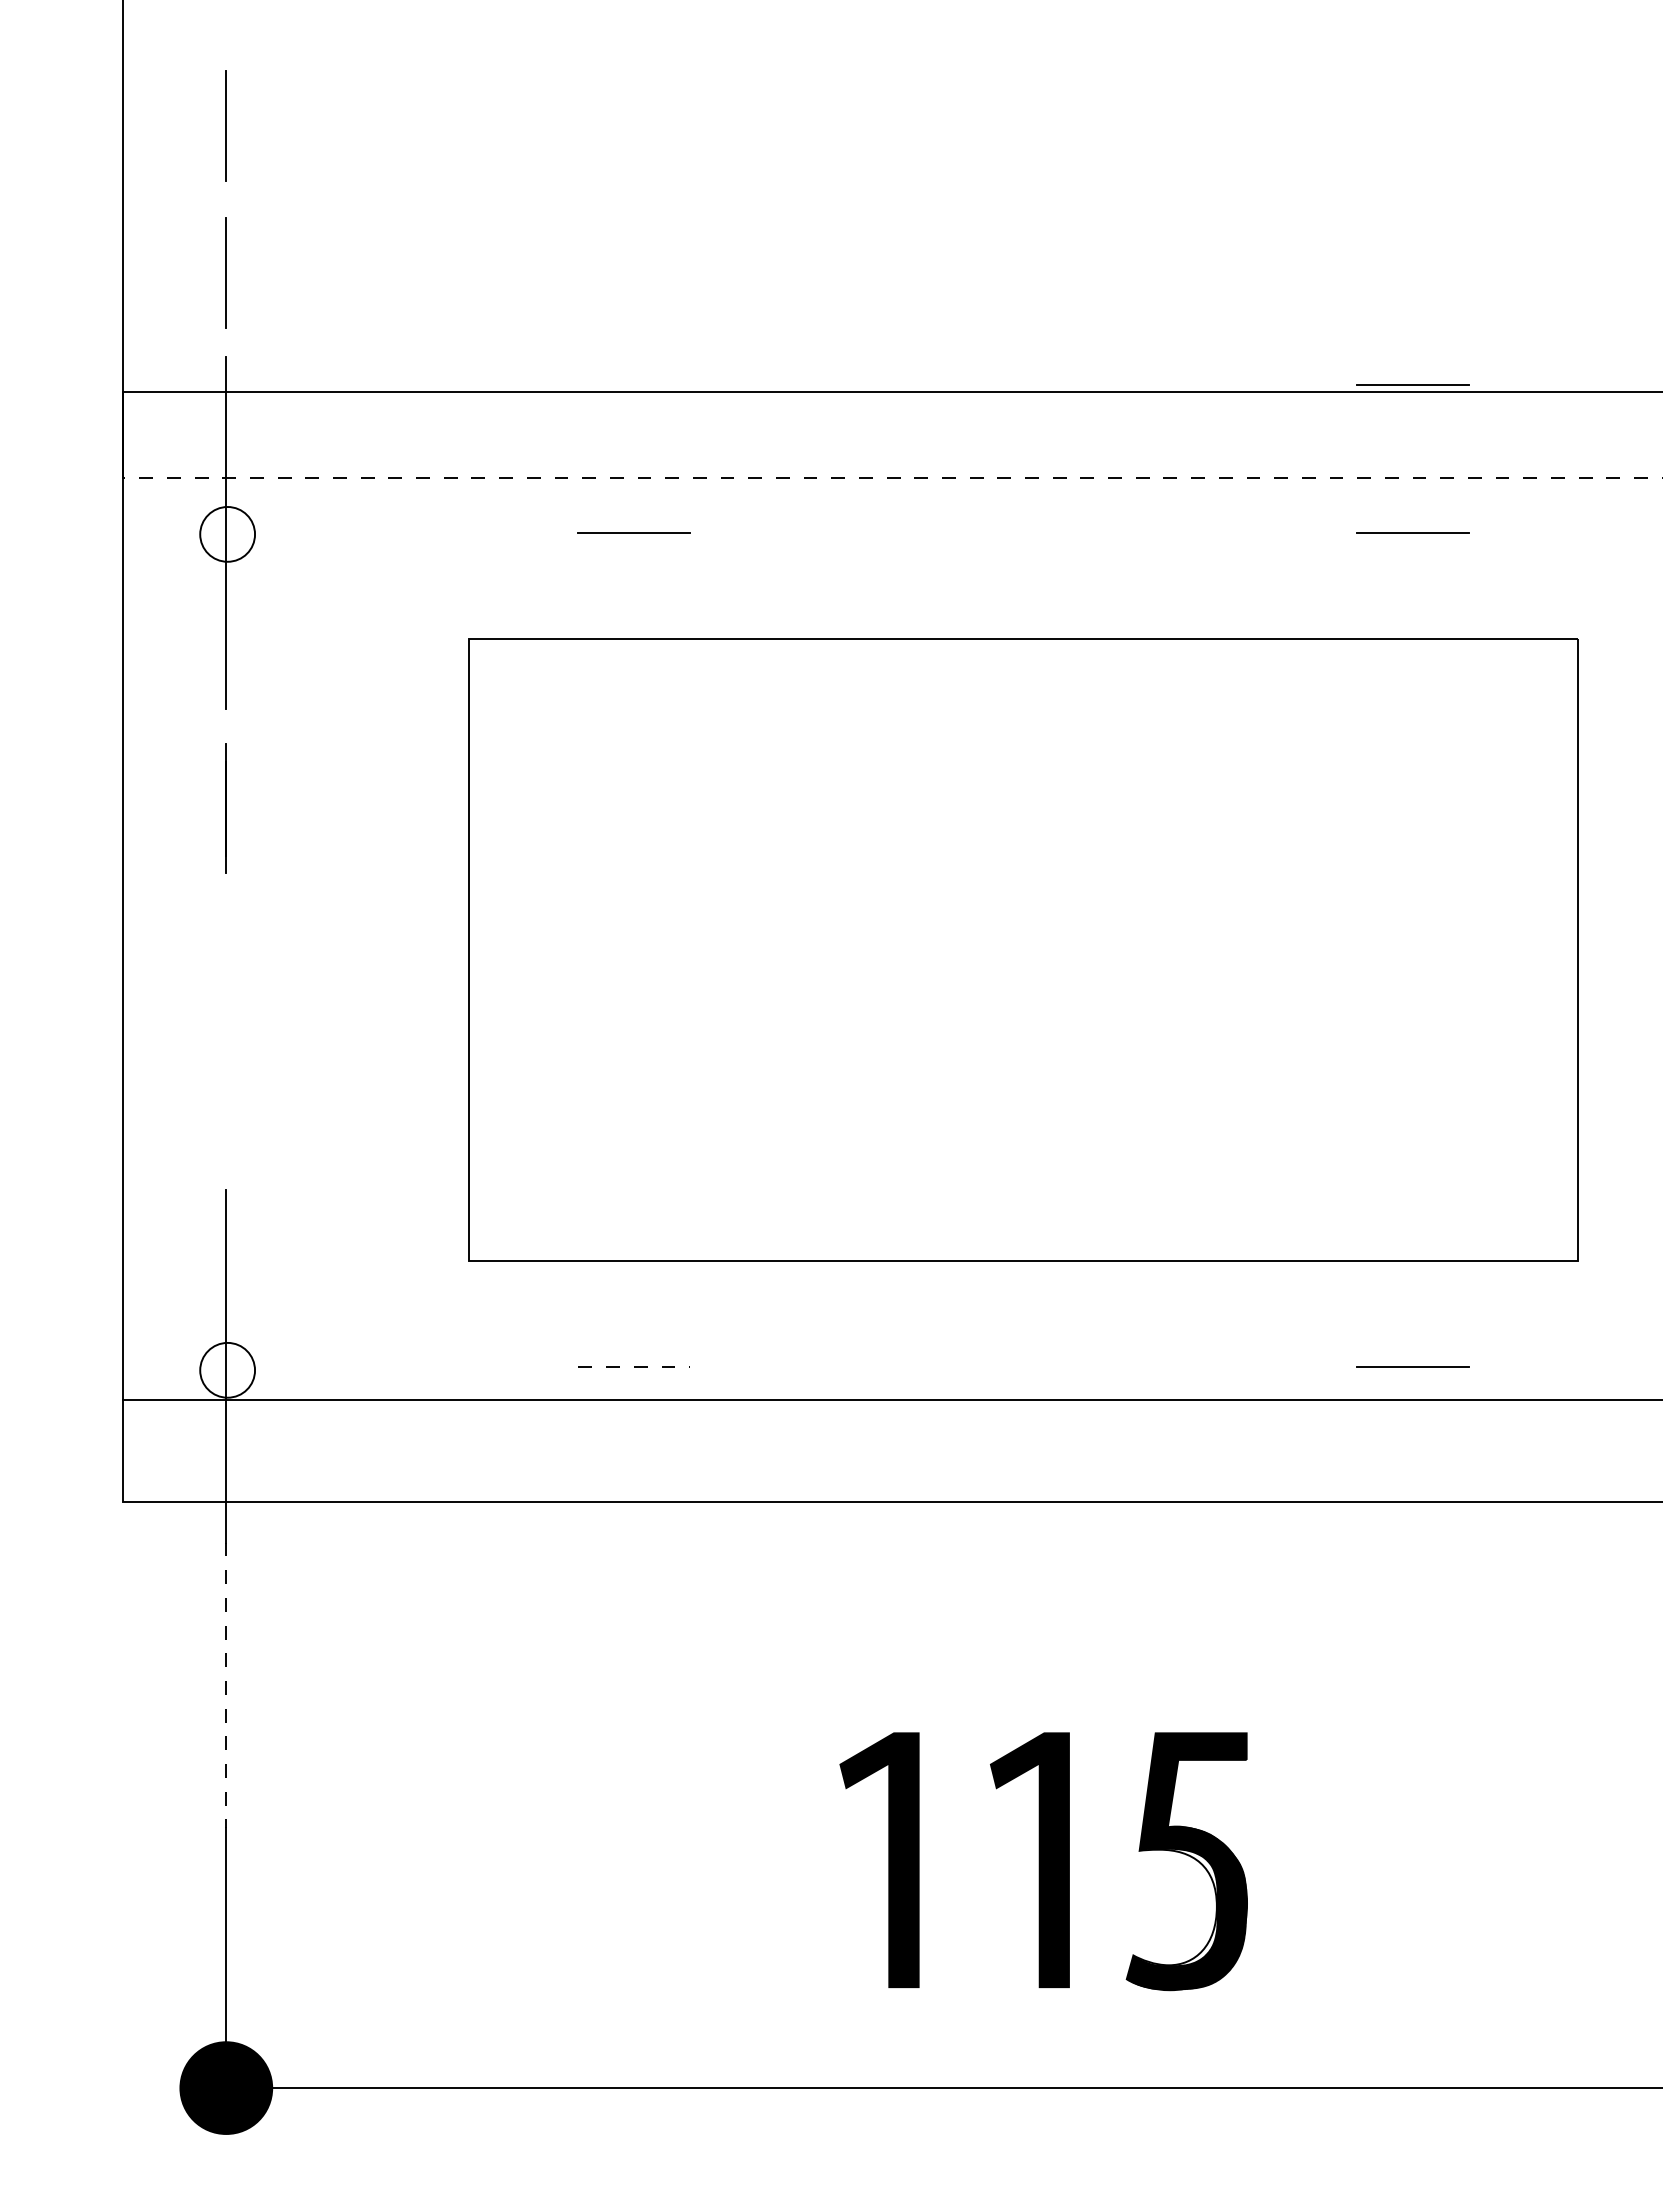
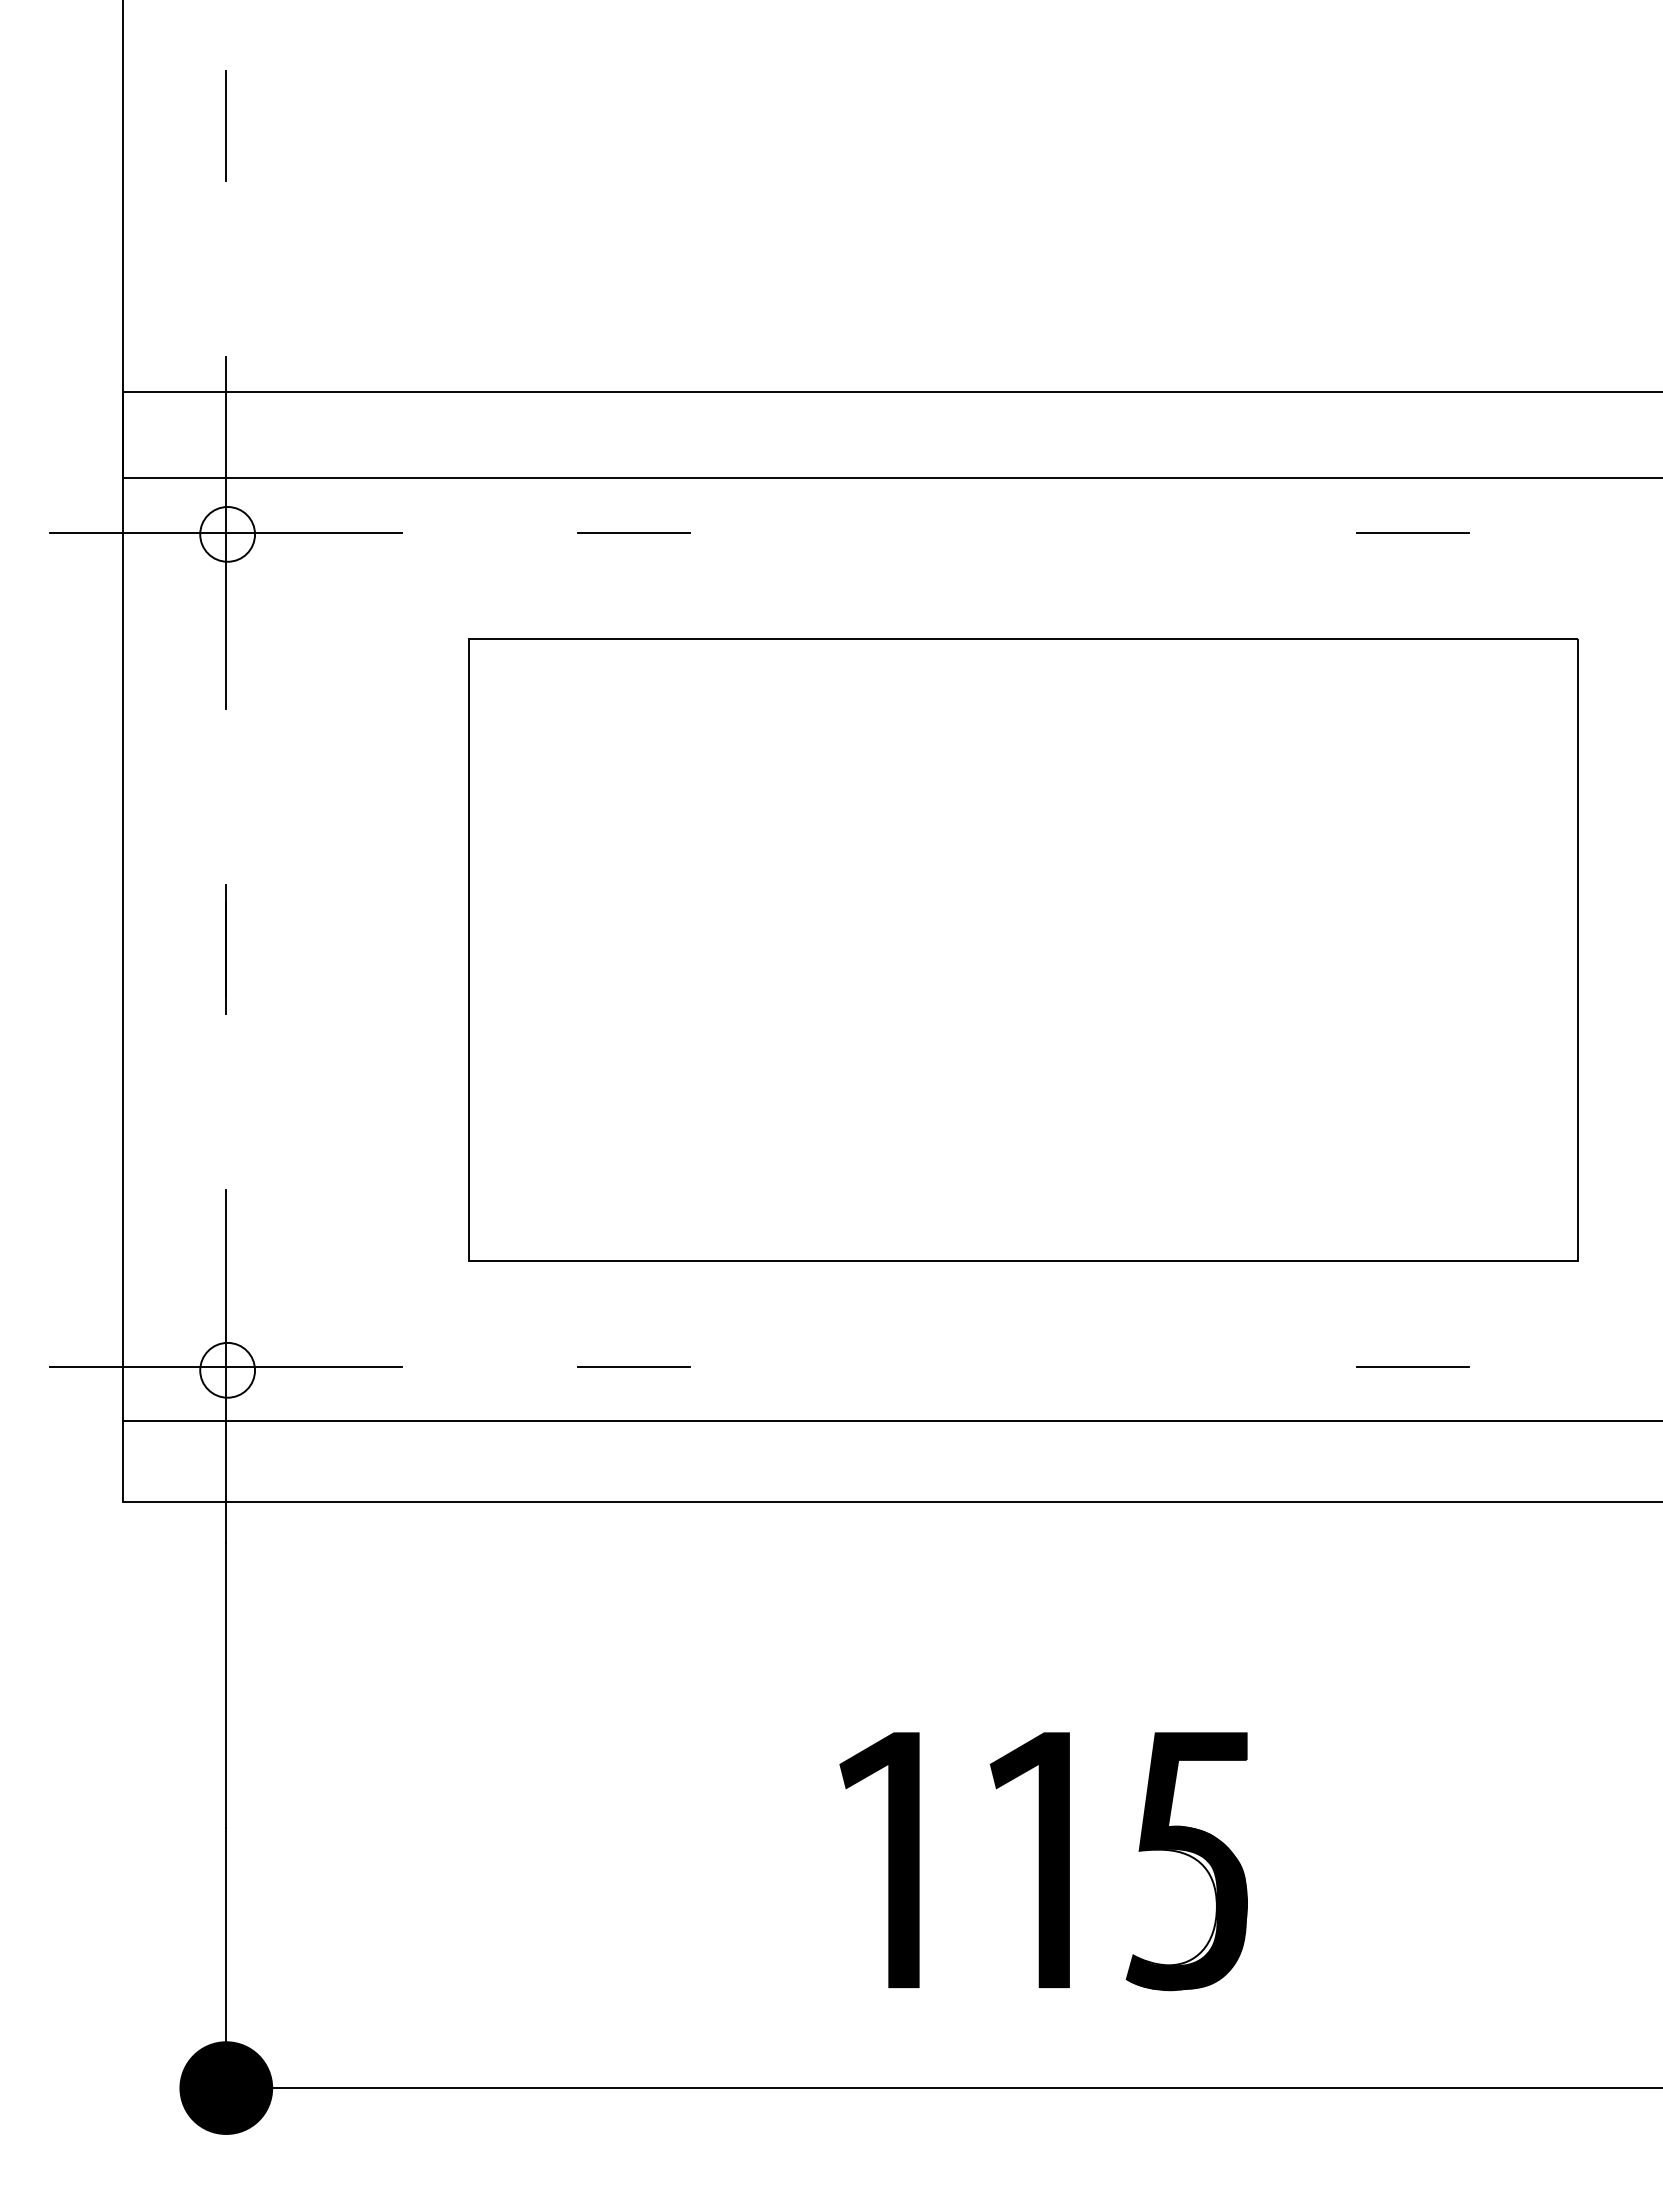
line: present -> none (225, 272)
line: present -> none (1412, 384)
line: dashed -> solid (892, 478)
line: none -> present (226, 532)
line position: (225, 808) -> (225, 949) (225, 949)
line: none -> present (226, 1366)
line: dashed -> solid (634, 1366)
line position: (890, 1400) -> (890, 1421) (890, 1421)
line: dashed -> solid (226, 1685)
